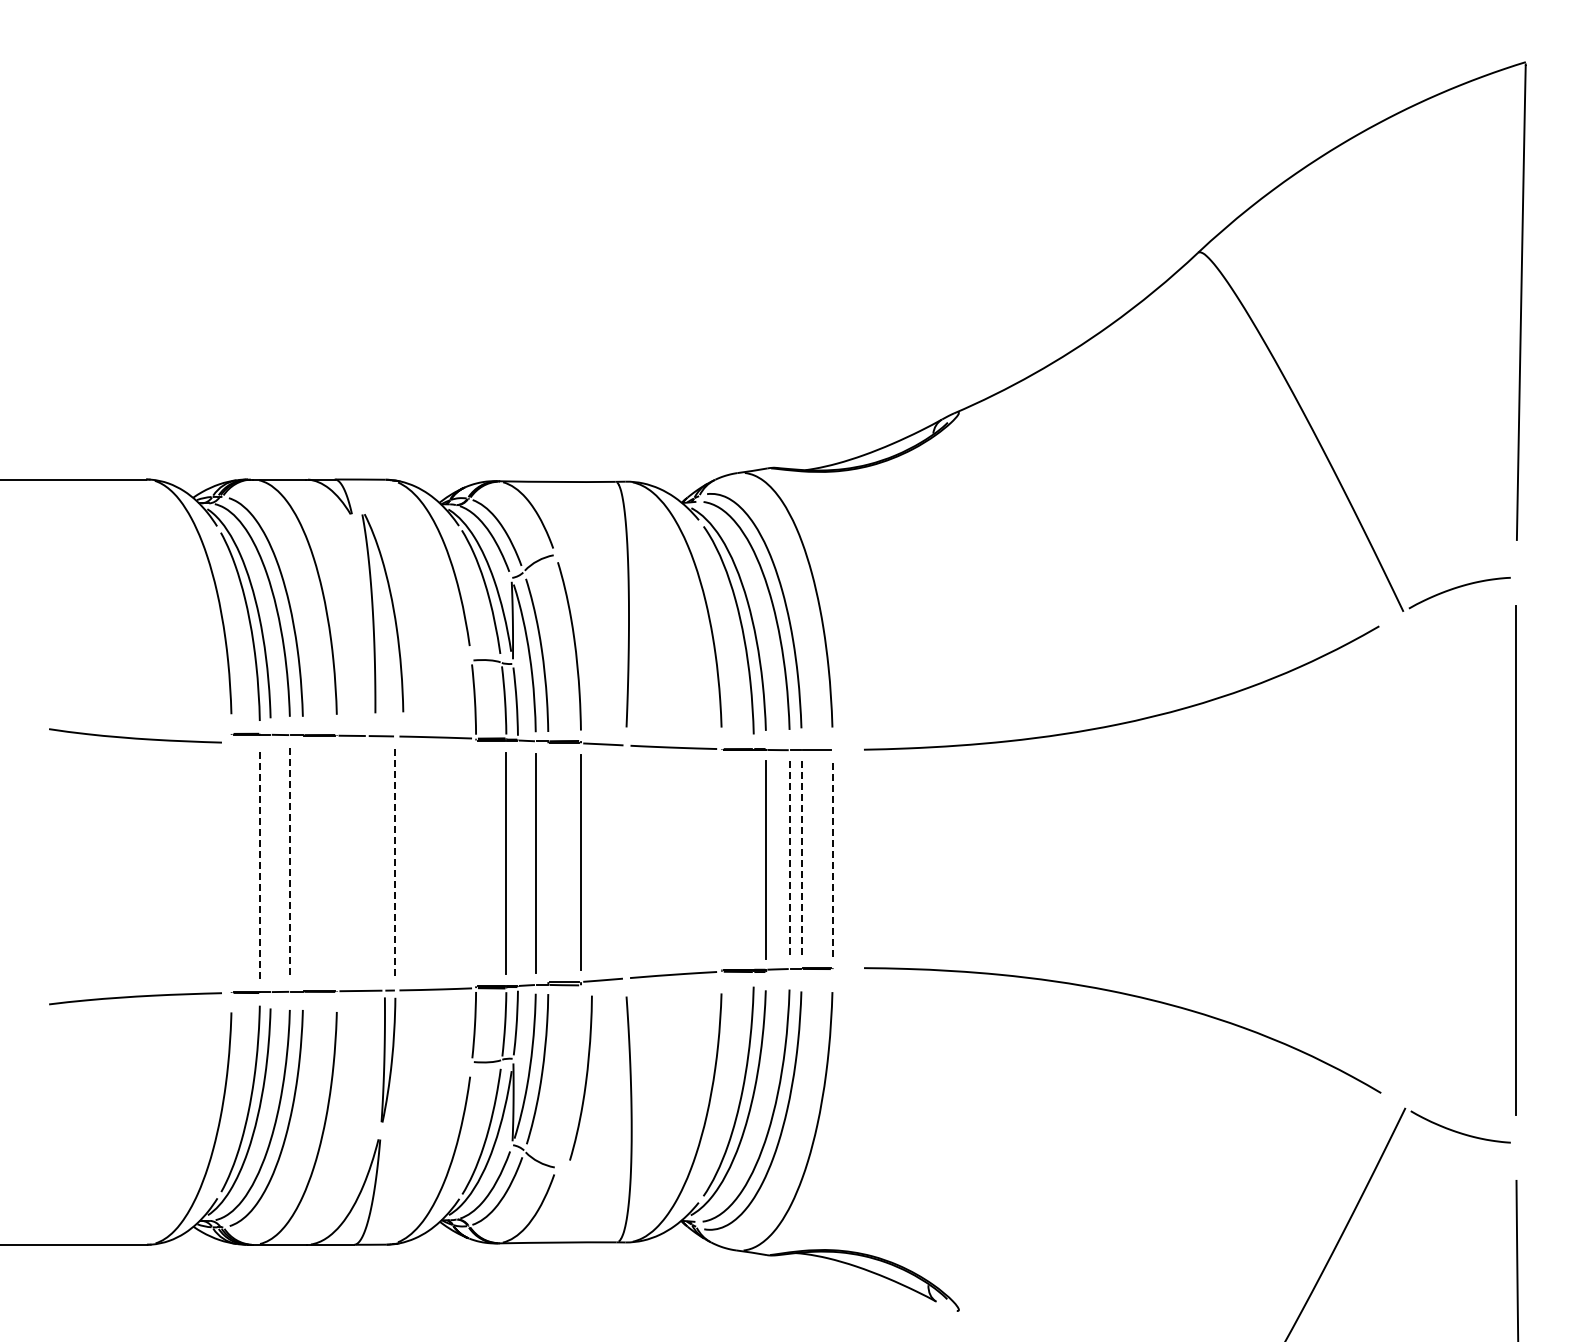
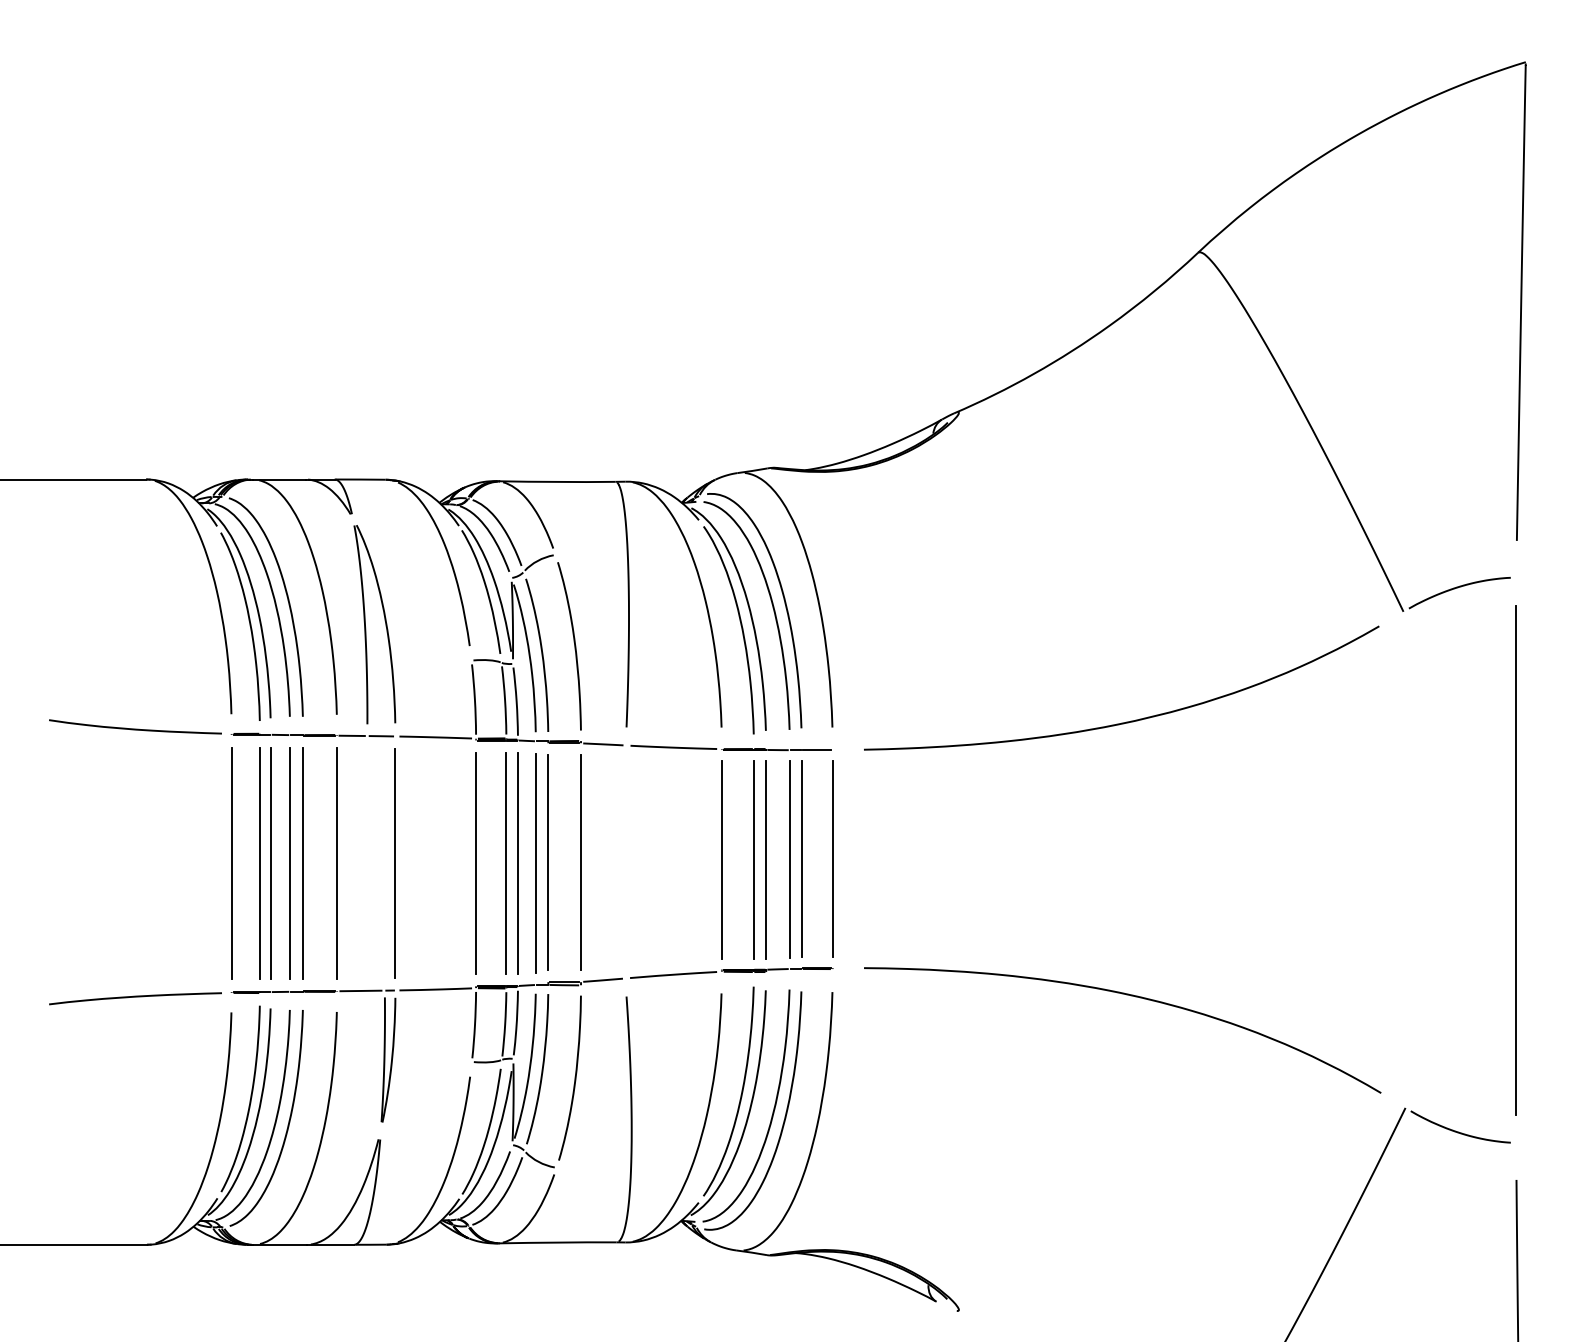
part position: (374, 617) -> (366, 628) (366, 628)
curve position: (135, 737) -> (135, 728) (135, 728)
line: dashed -> solid (832, 858)
line: none -> present (721, 859)
line: none -> present (753, 859)
line: dashed -> solid (801, 859)
line: dashed -> solid (789, 860)
line: none -> present (476, 862)
line: none -> present (518, 862)
line: none -> present (548, 862)
line: none -> present (231, 863)
line: dashed -> solid (259, 863)
line: none -> present (270, 863)
line: dashed -> solid (290, 863)
line: none -> present (303, 863)
line: none -> present (337, 863)
line: dashed -> solid (395, 863)
curve position: (585, 1077) -> (574, 1077) (574, 1077)
